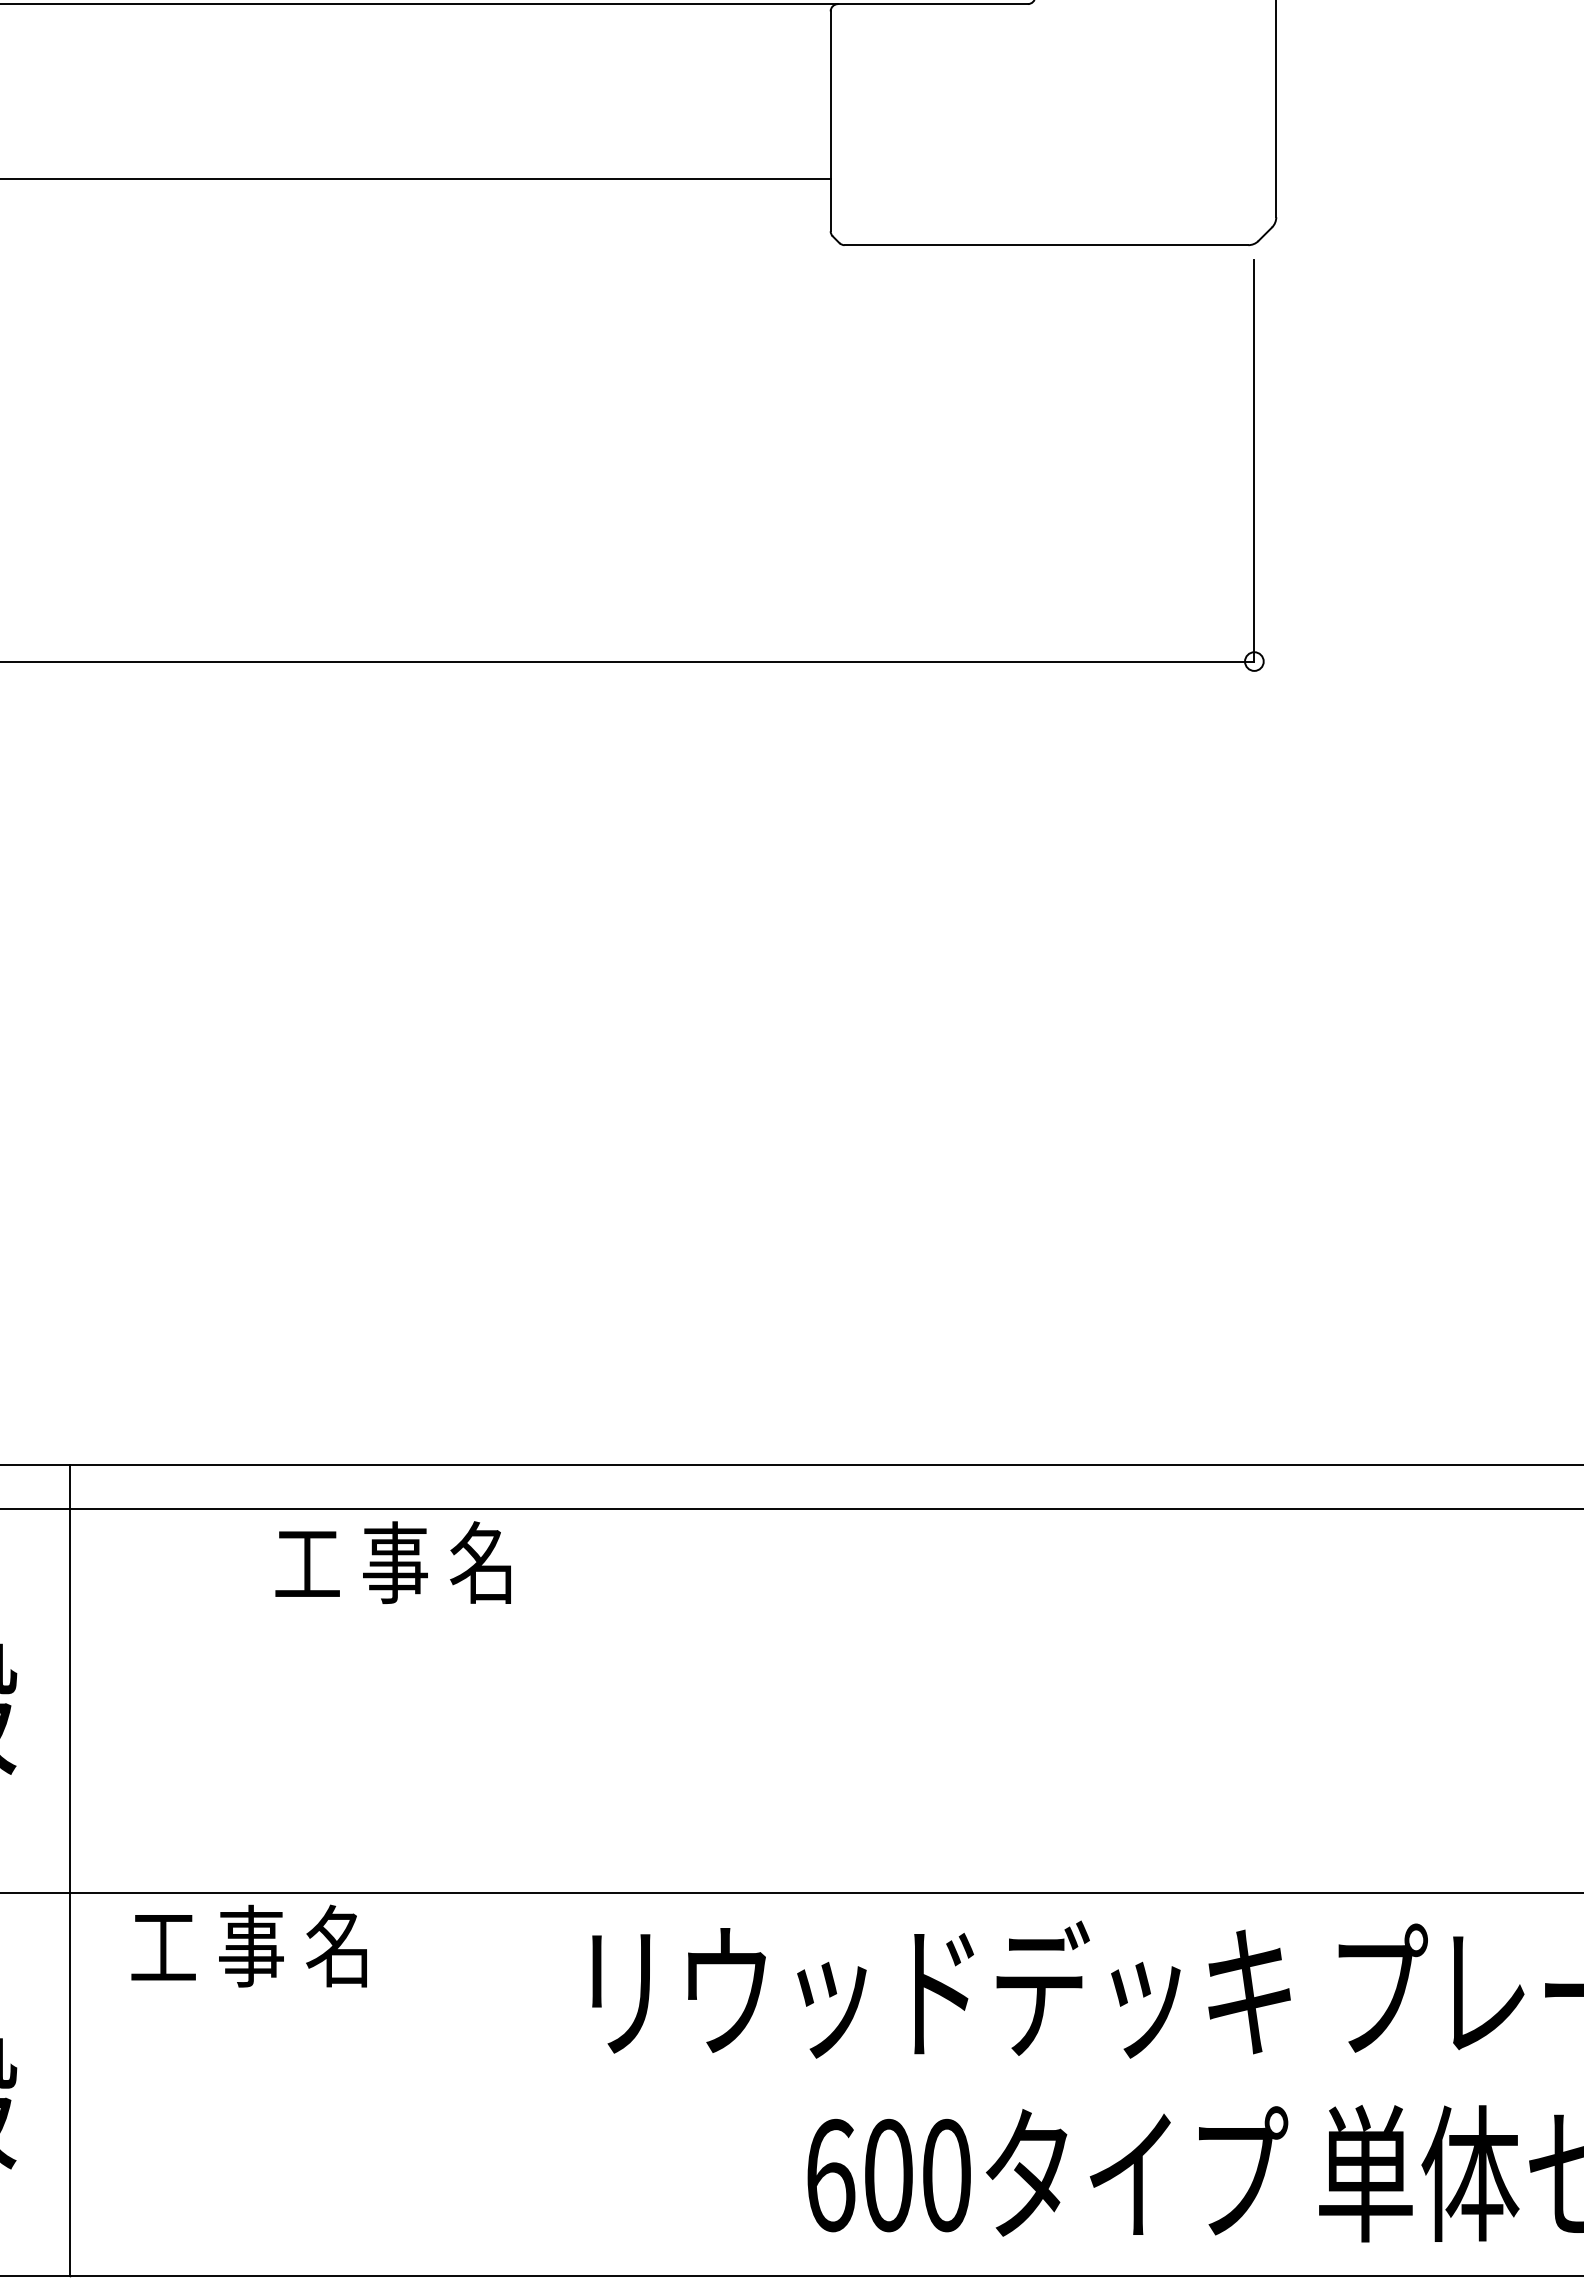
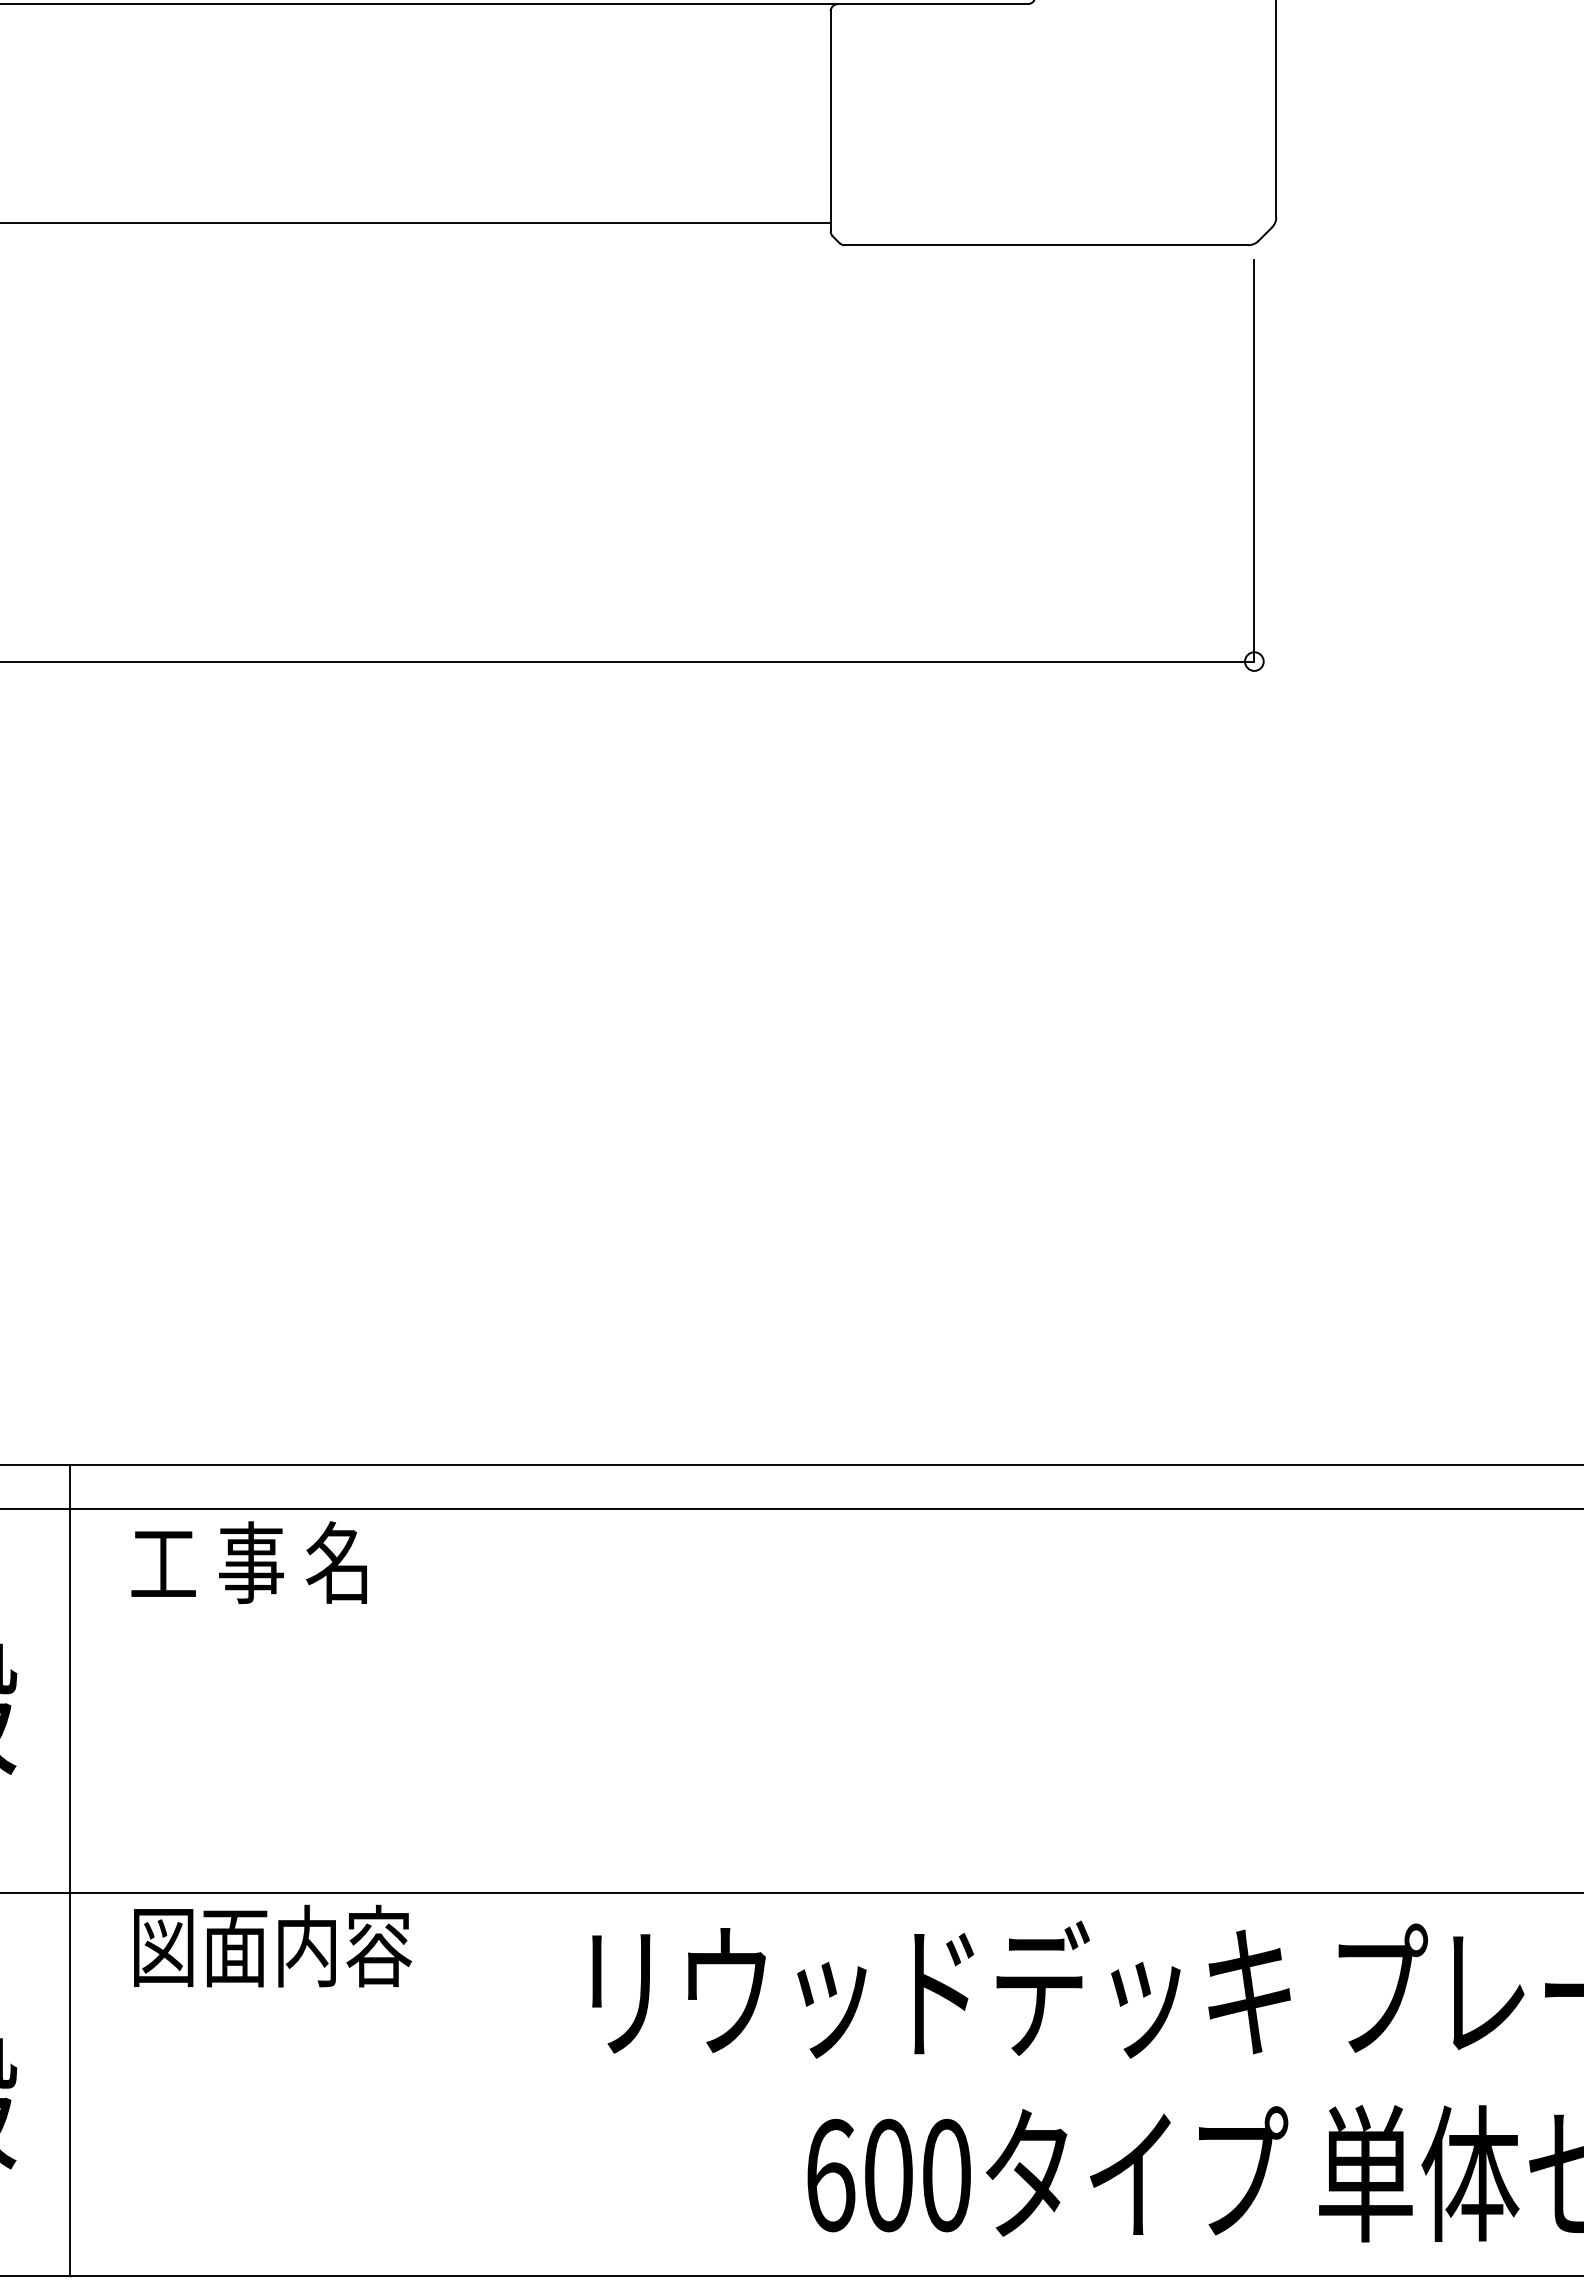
line position: (416, 179) -> (416, 223) (416, 223)
text position: (392, 1562) -> (248, 1562) (248, 1562)
text: 工 事 名 -> 図面内容 (271, 1945)
